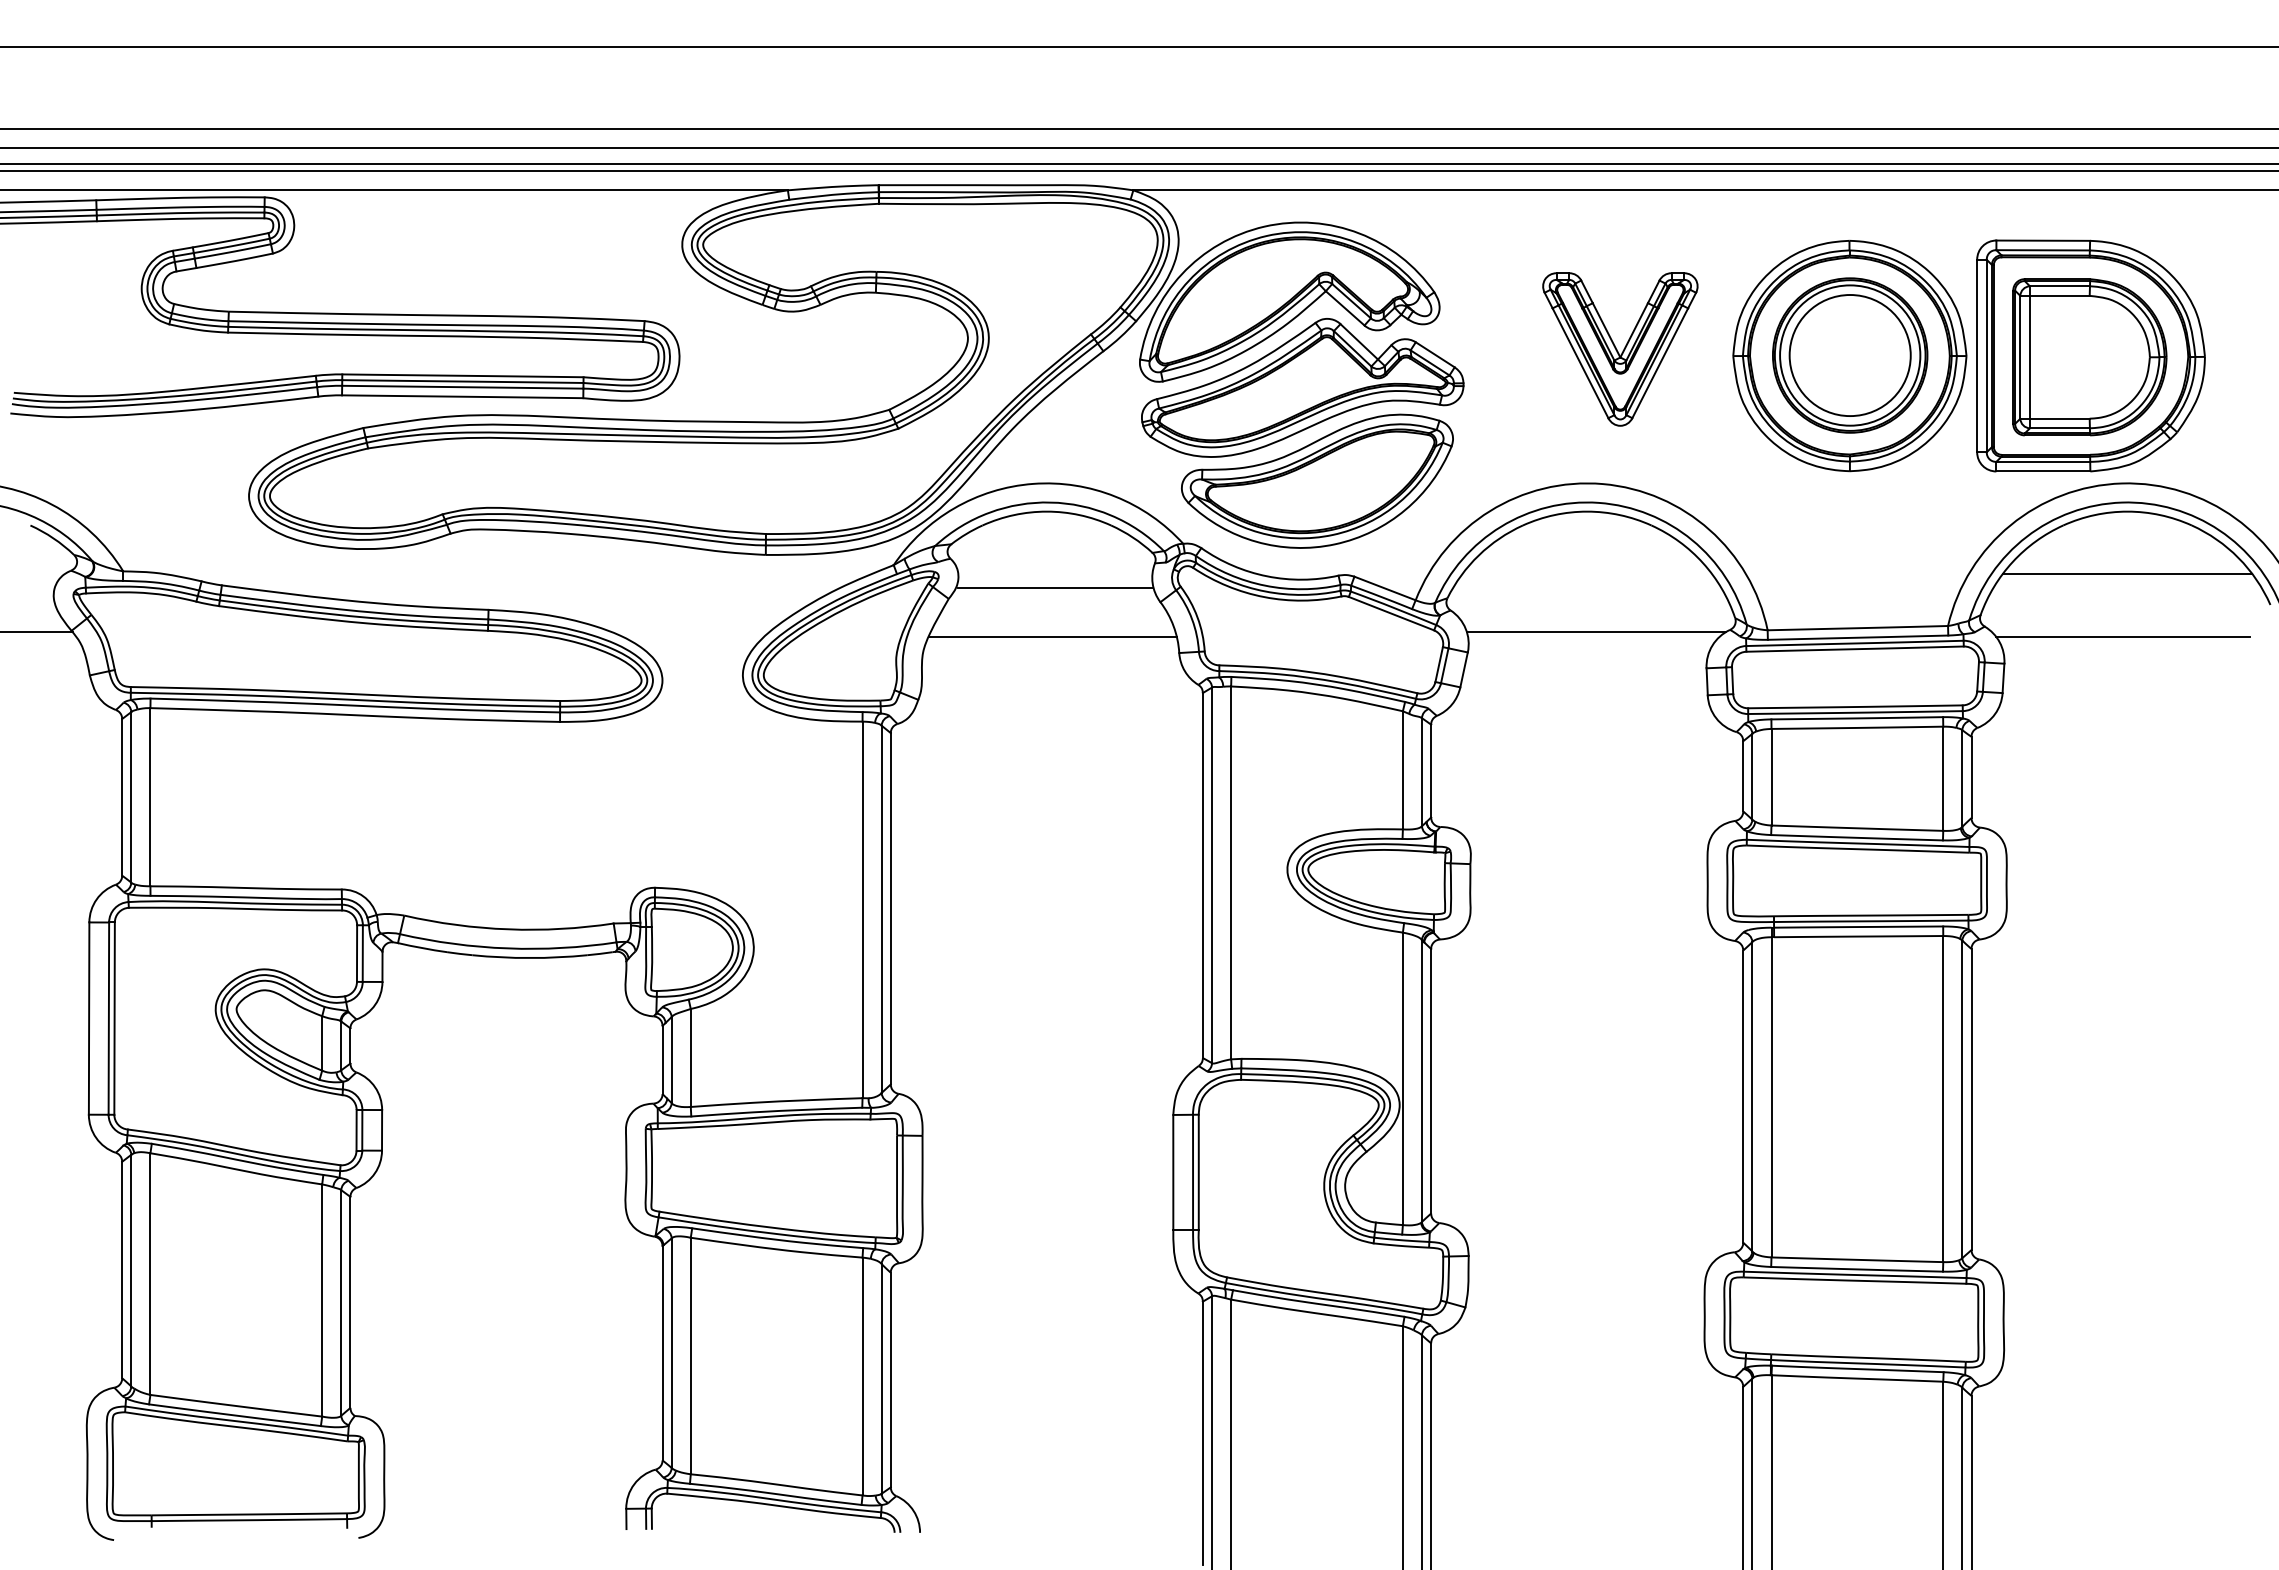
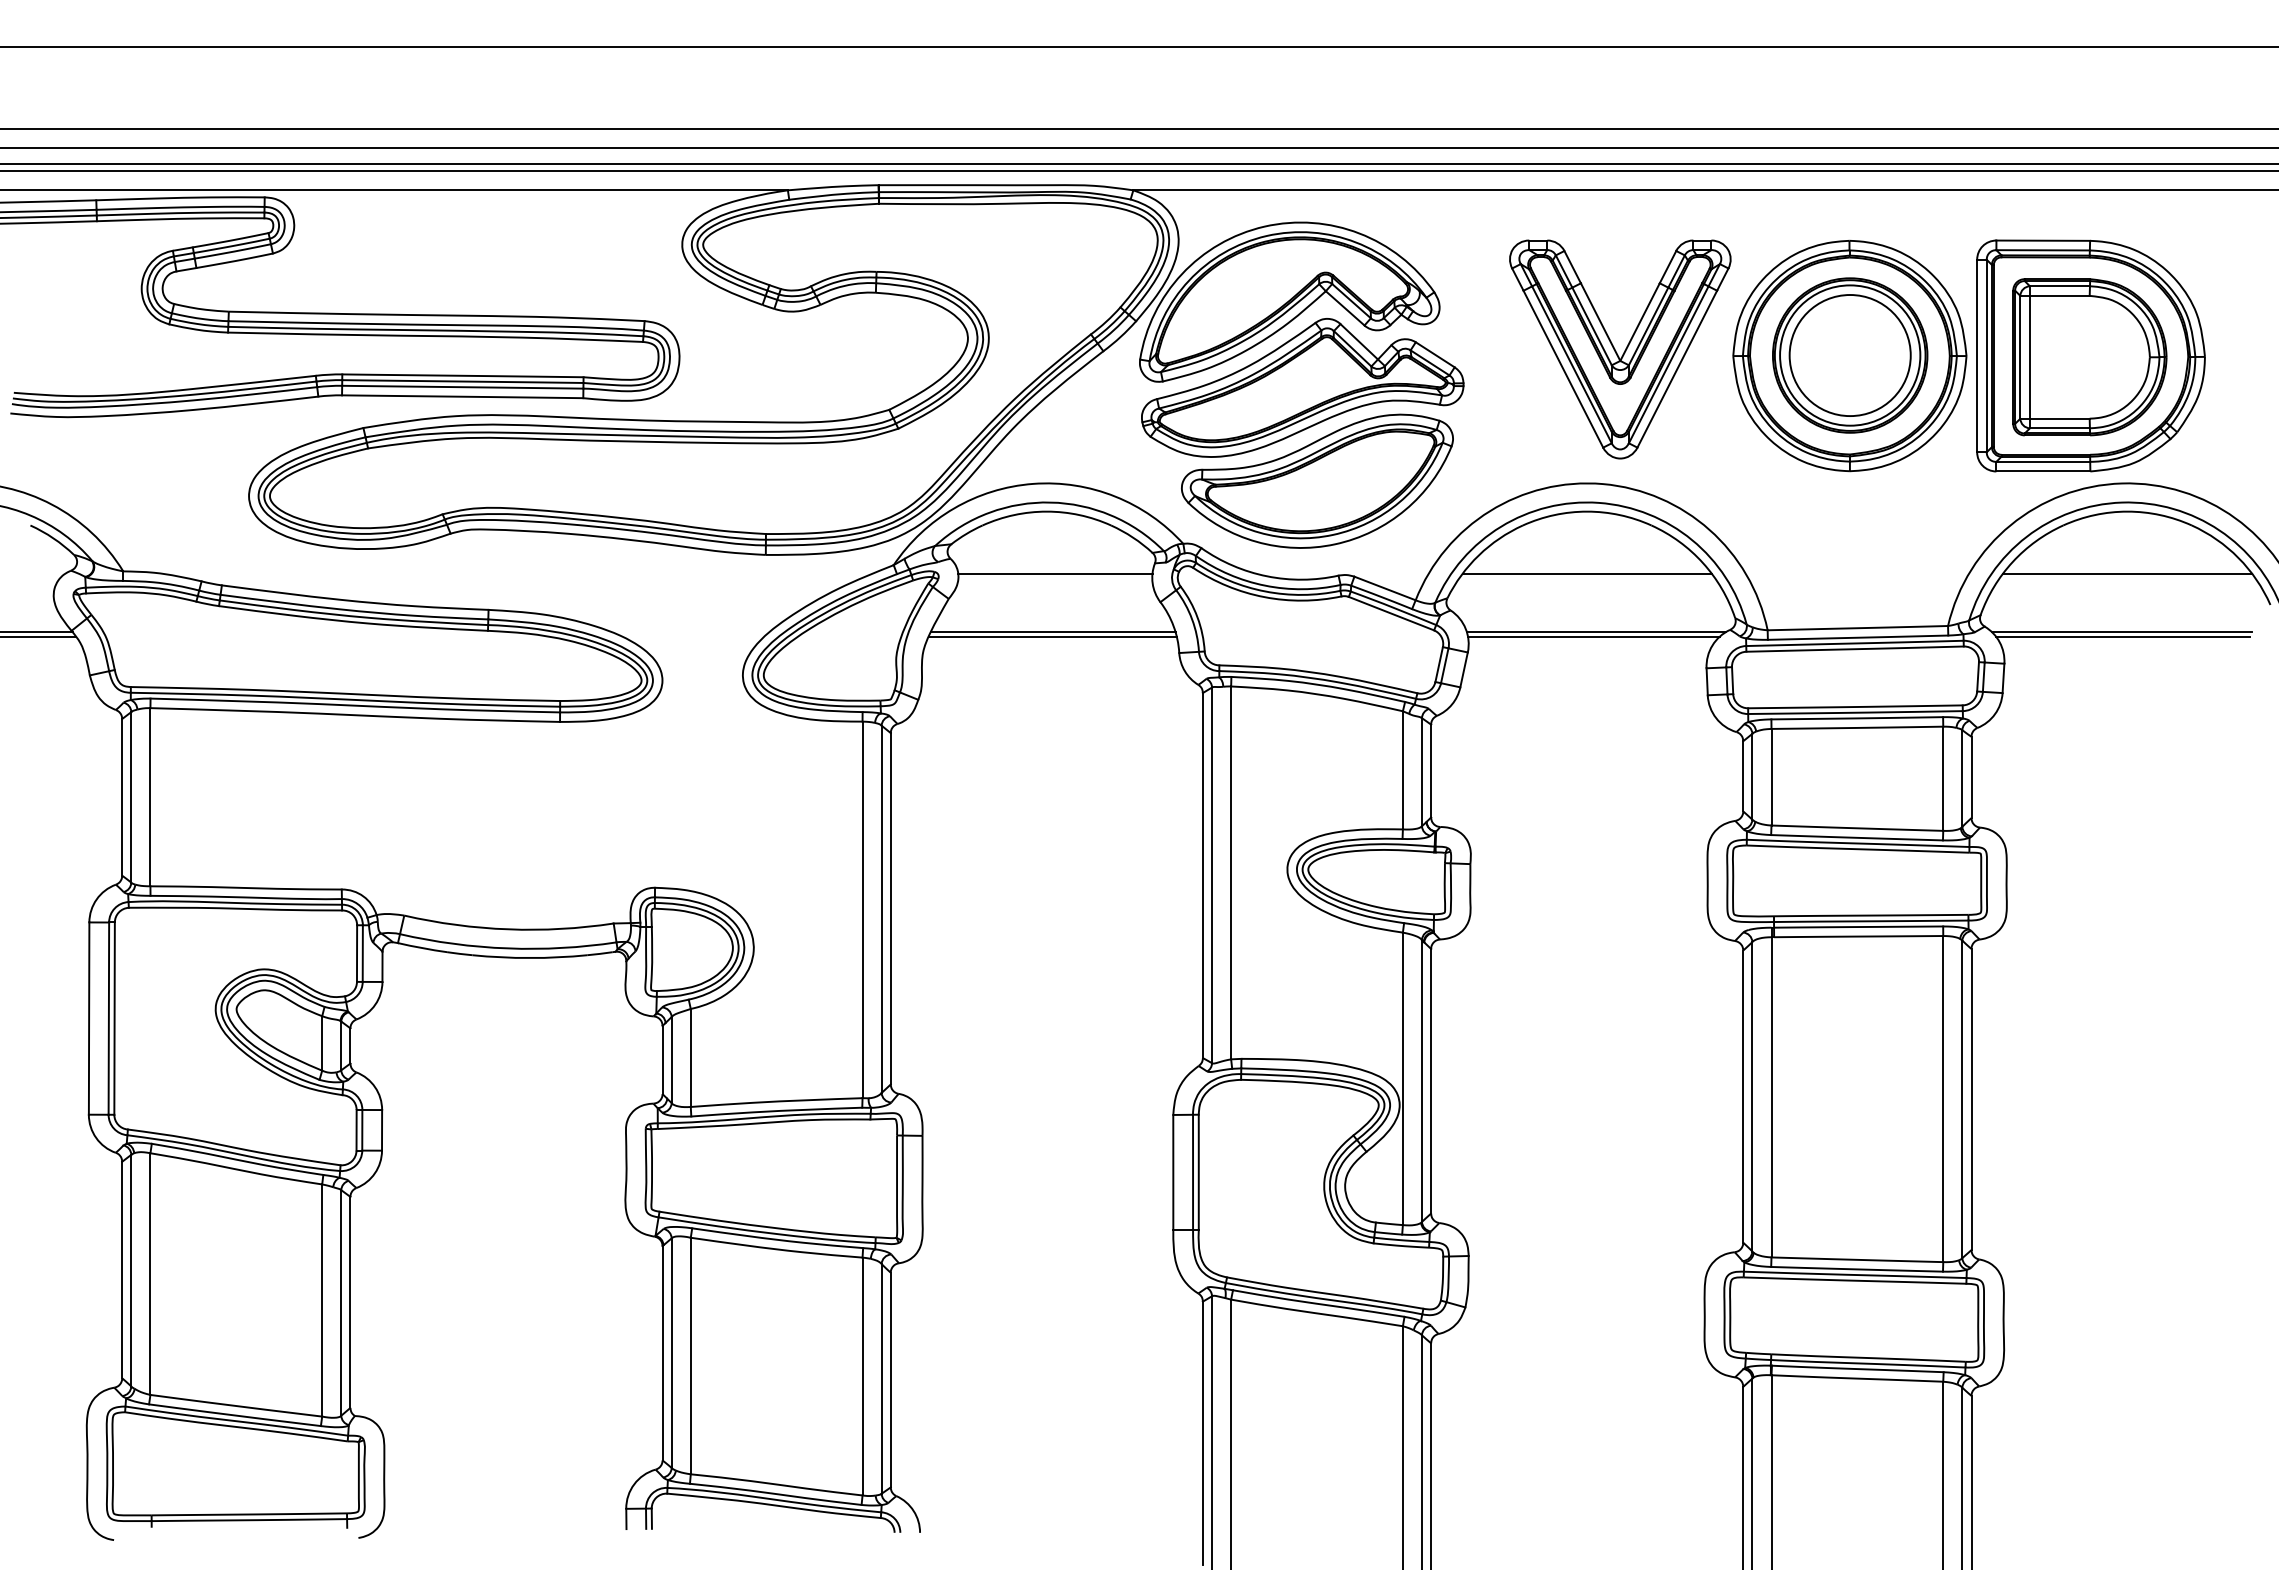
part size: 157x155 px -> 223x221 px (1620, 349)
line: none -> present (1586, 573)
line position: (1055, 587) -> (1055, 573) (1055, 573)
line: none -> present (1052, 632)
line: none -> present (2121, 632)
line: none -> present (39, 636)
line: none -> present (1593, 636)
